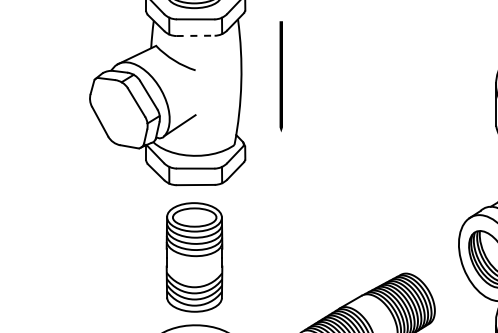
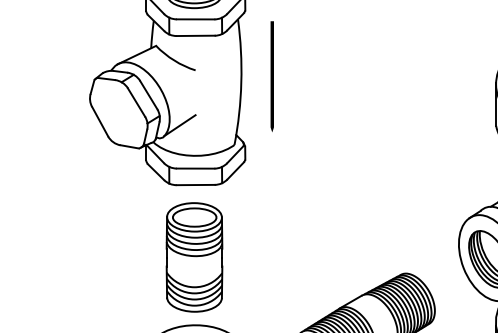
line: dashed -> solid (196, 35)
line position: (280, 76) -> (271, 76) (271, 76)
